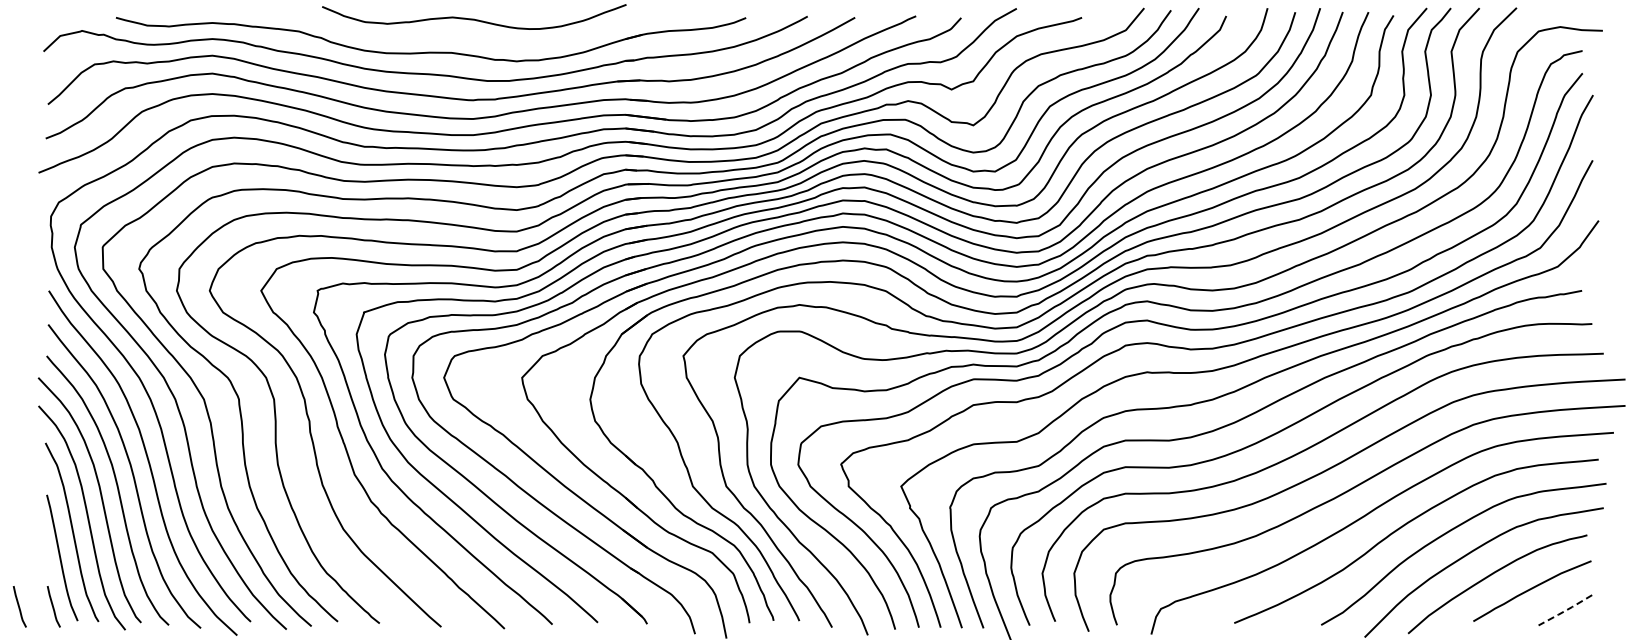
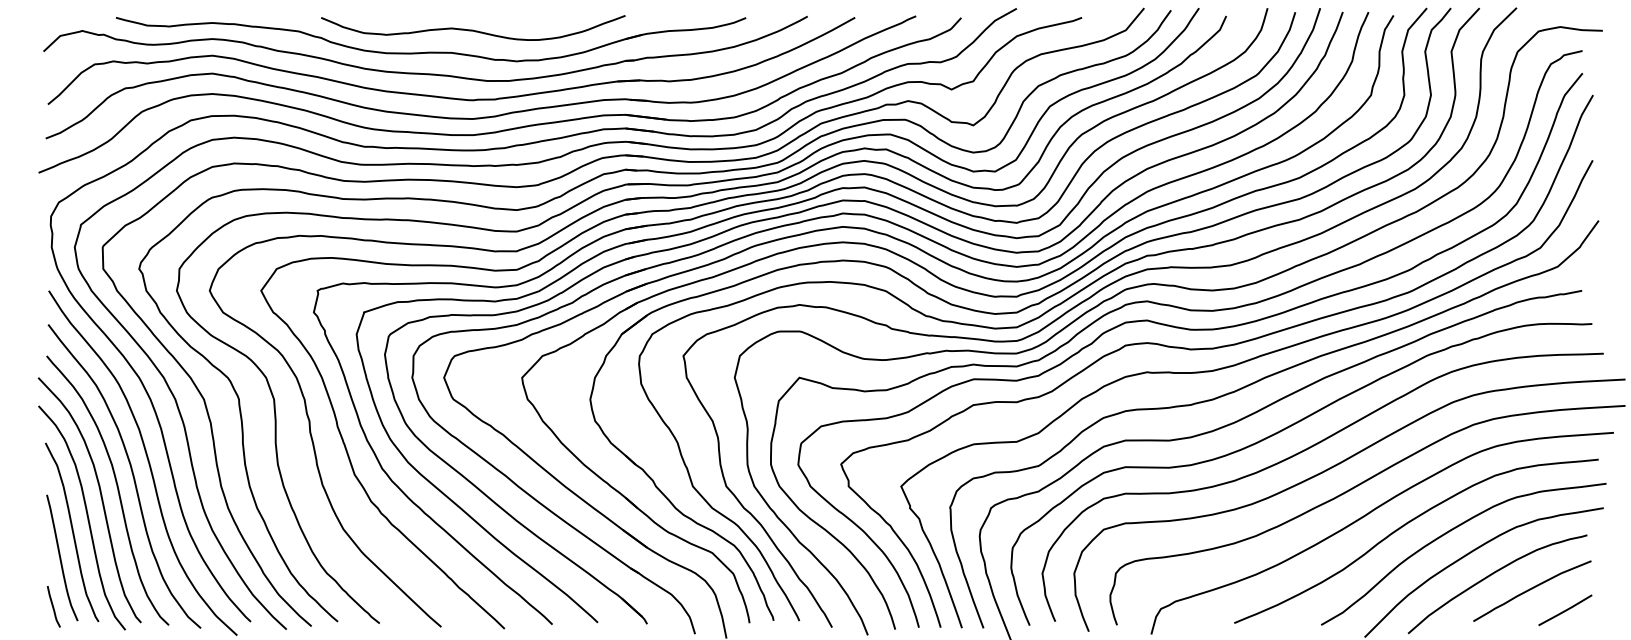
curve position: (474, 18) -> (473, 29) (473, 29)
curve: present -> none (19, 606)
line: dashed -> solid (1565, 610)
